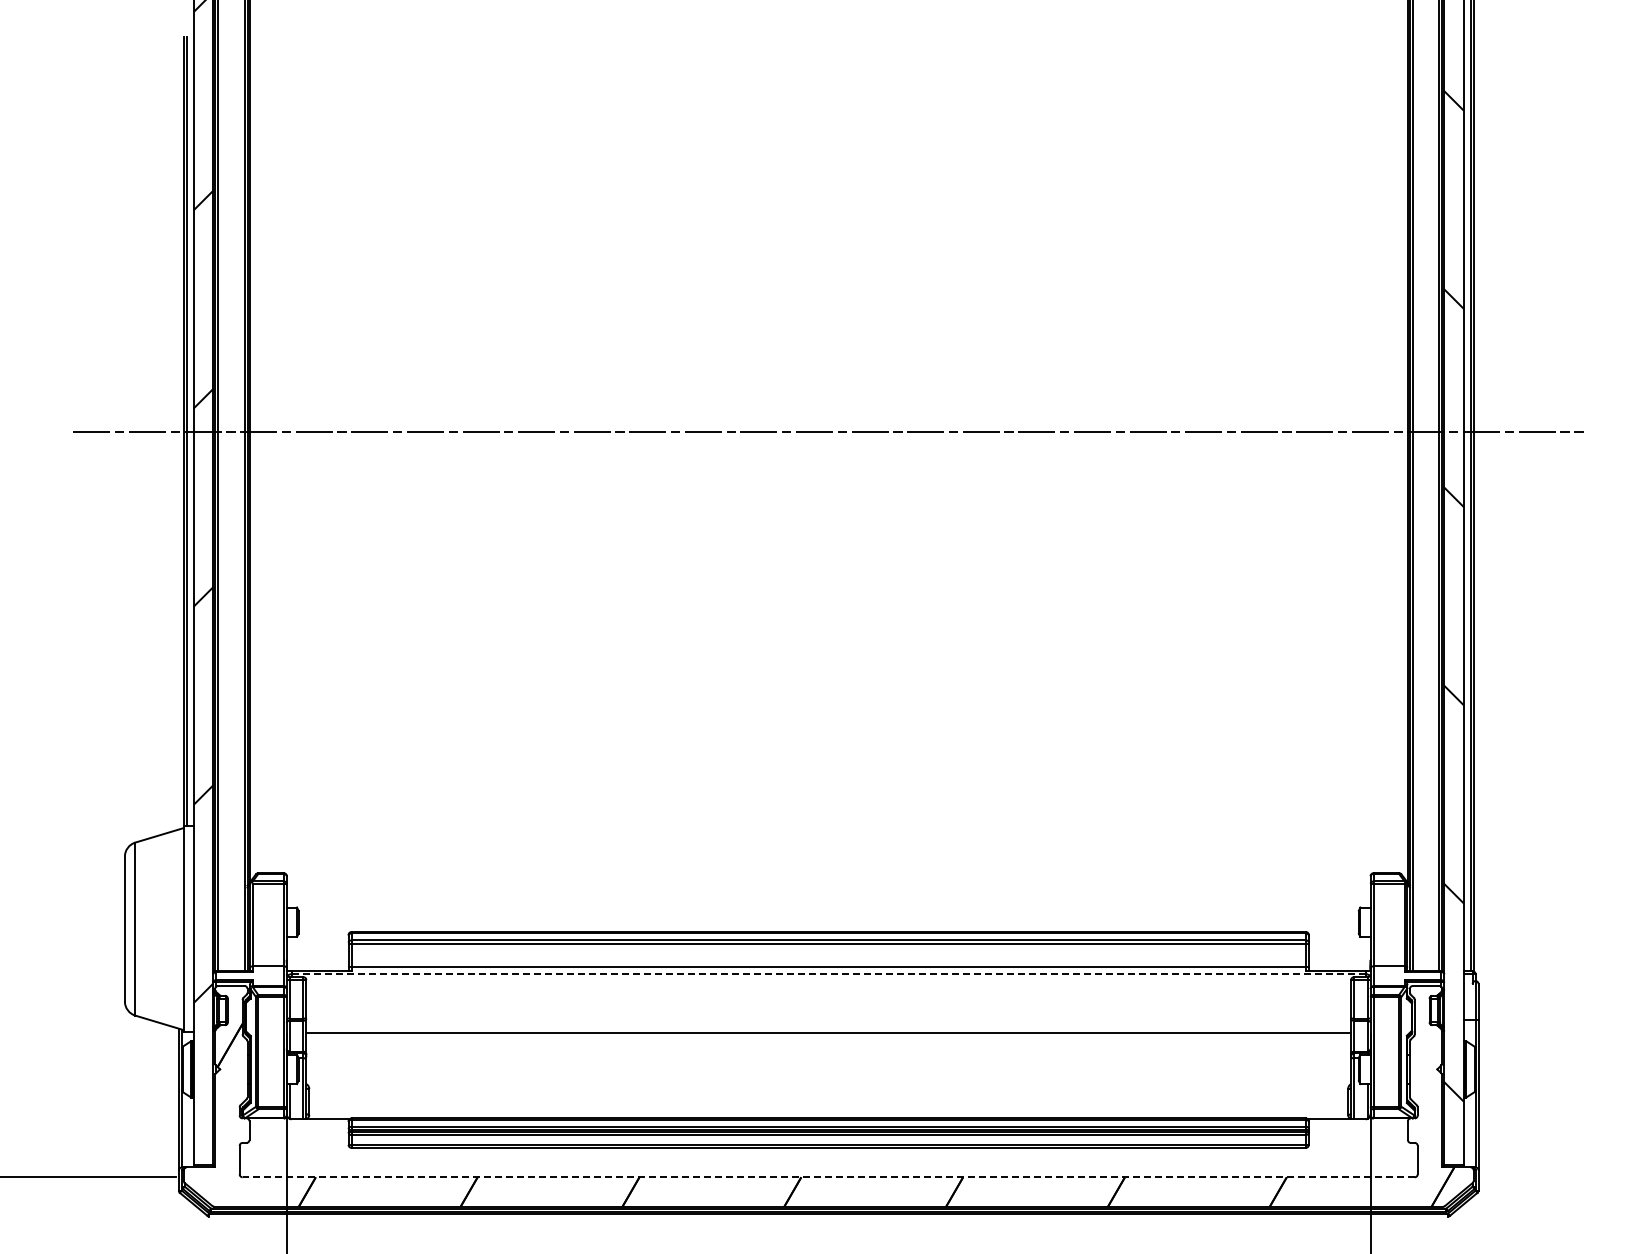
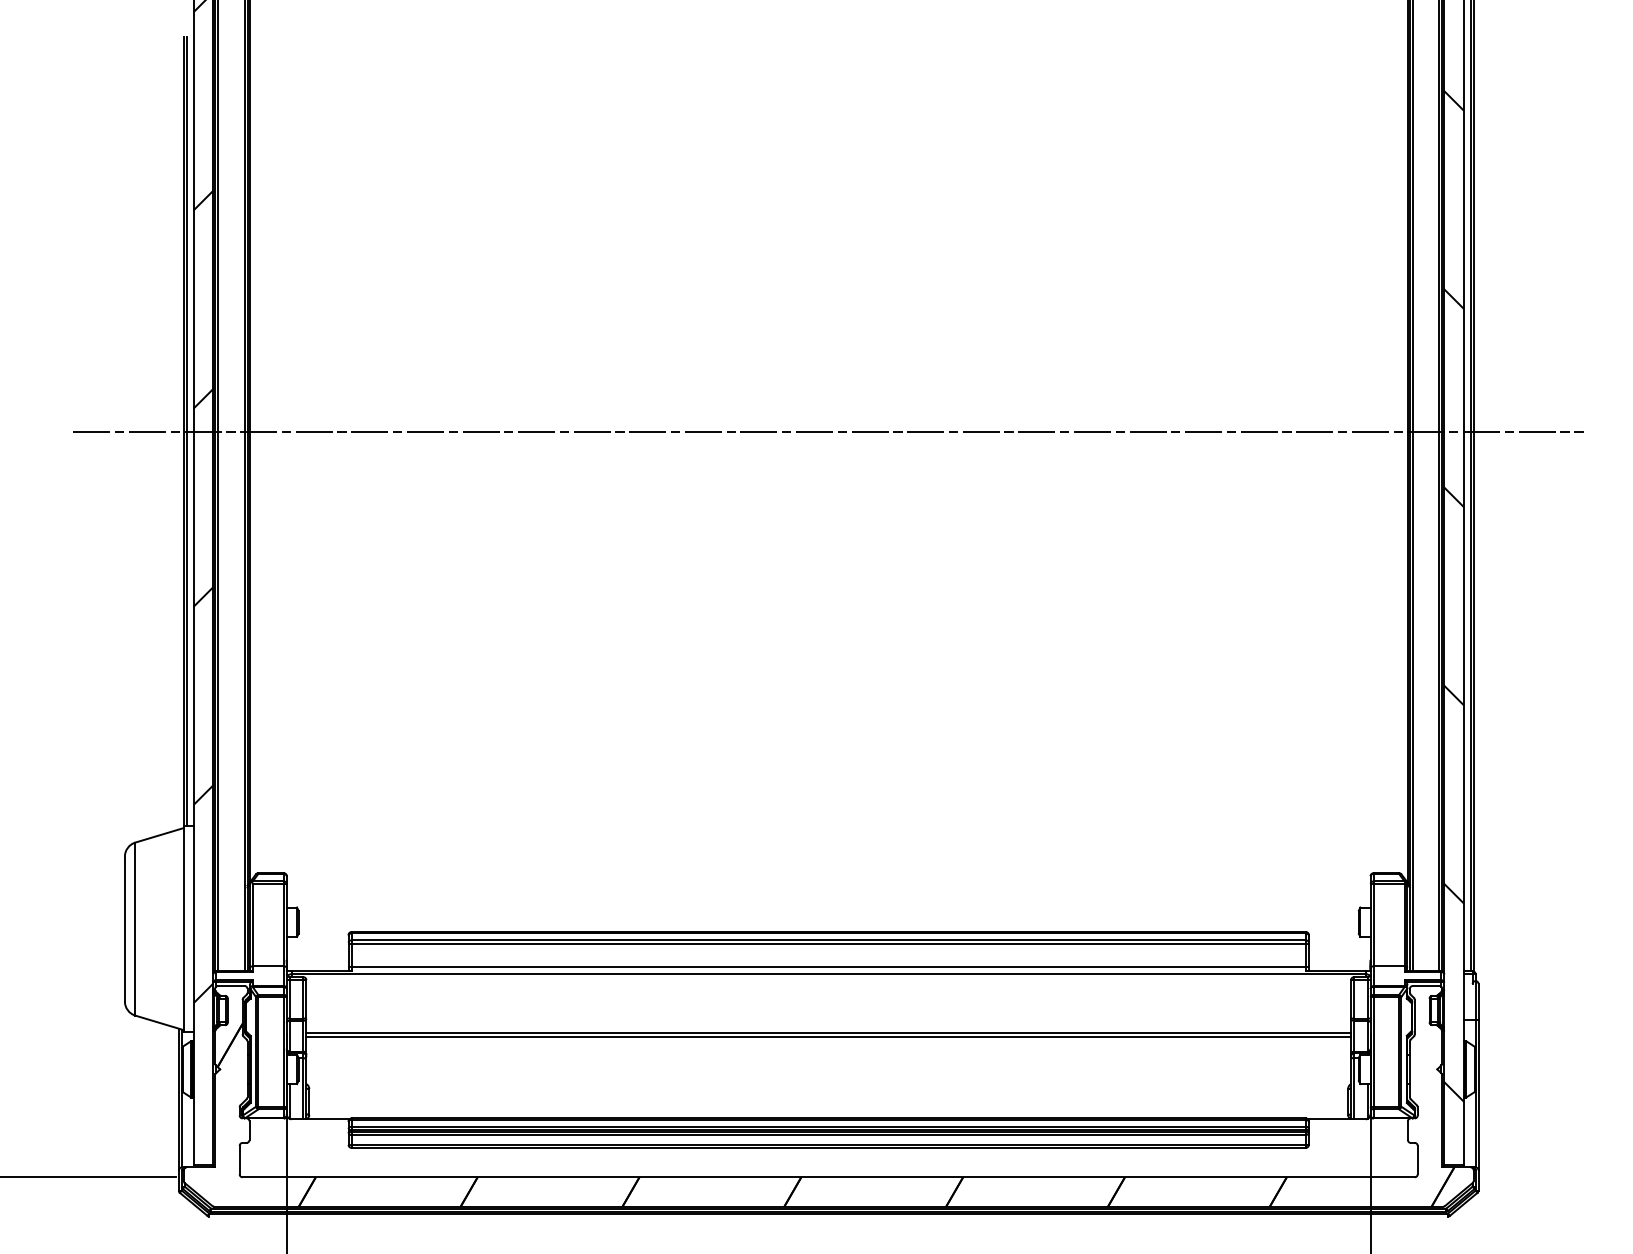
line: dashed -> solid (829, 974)
line: none -> present (828, 1036)
line: dashed -> solid (828, 1177)
